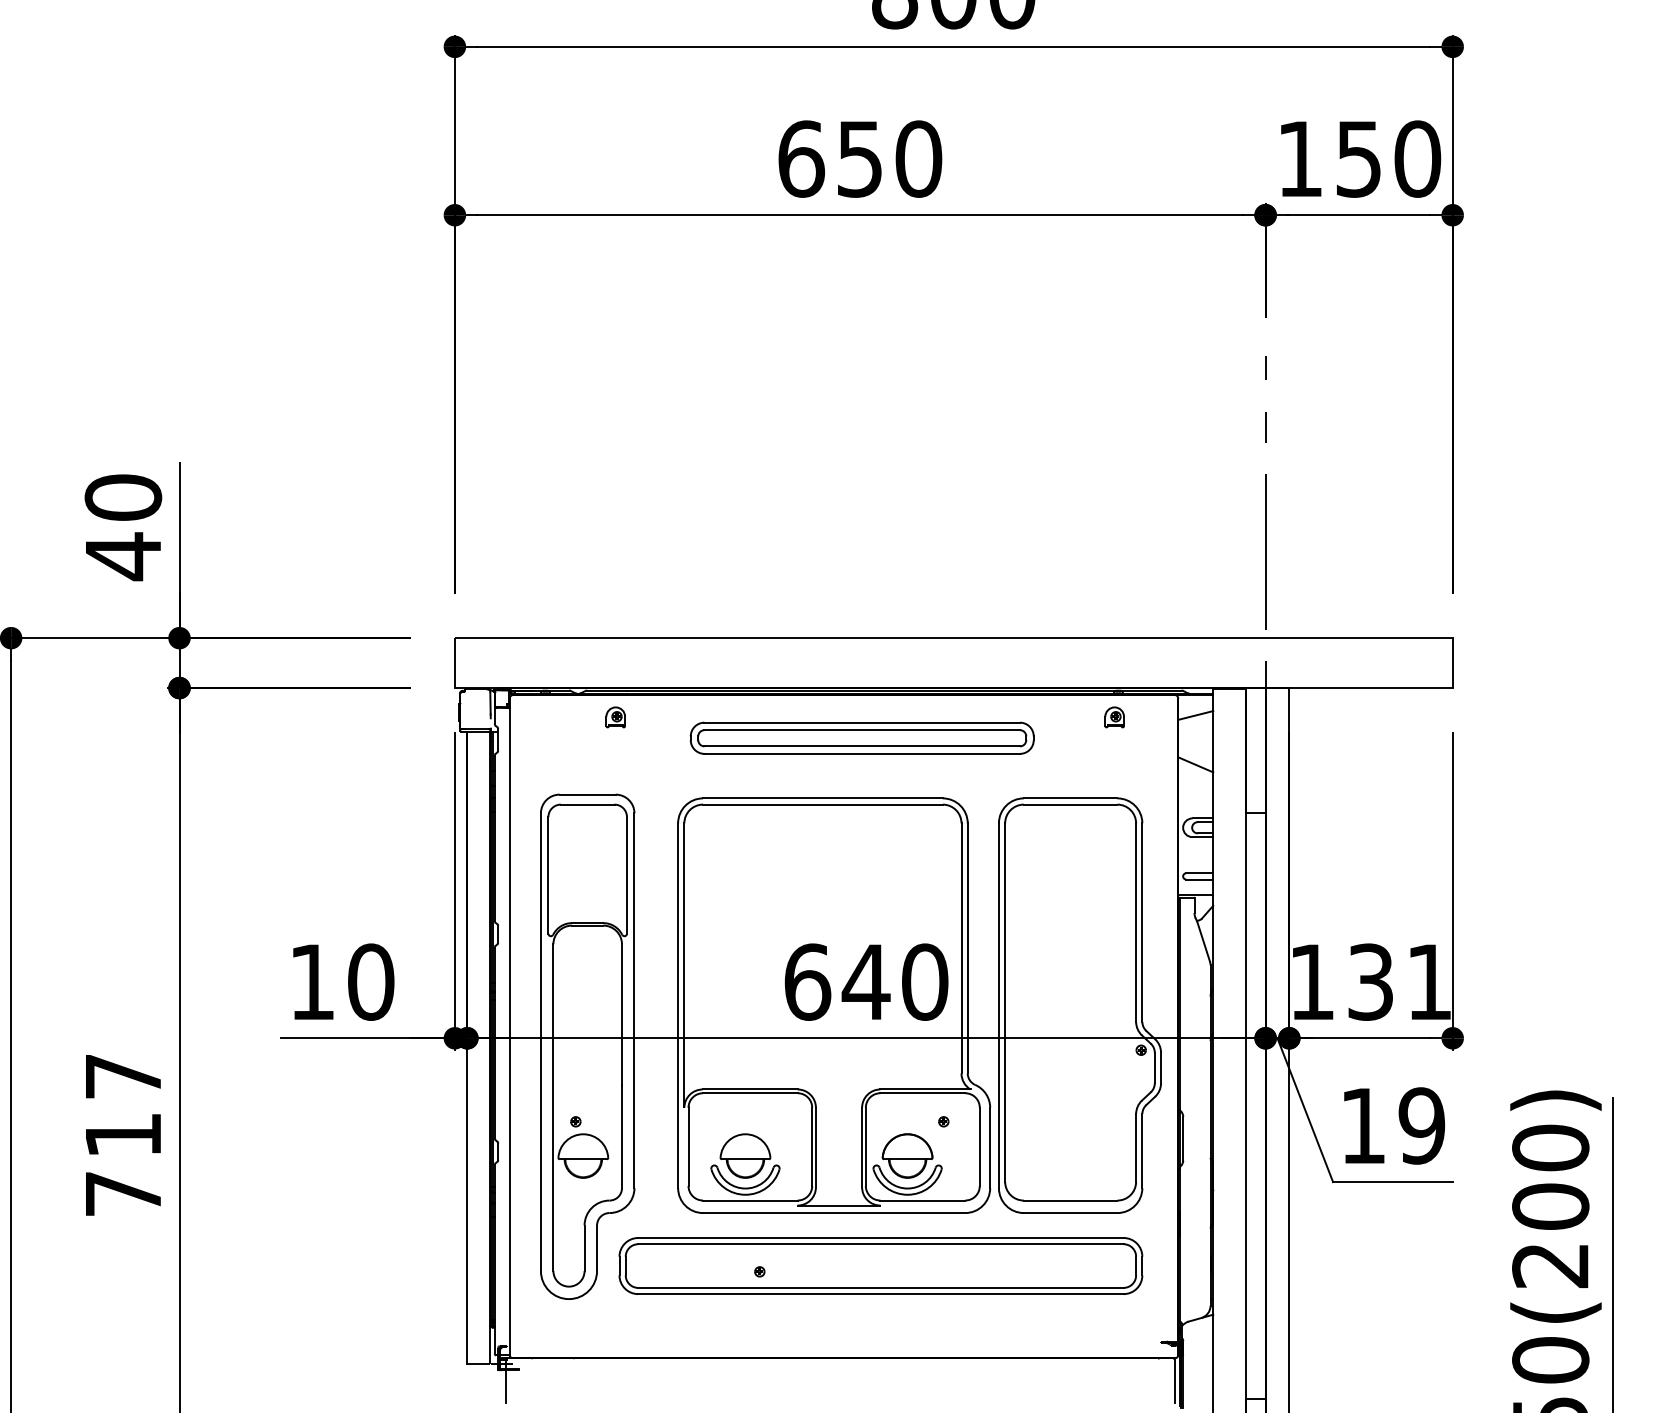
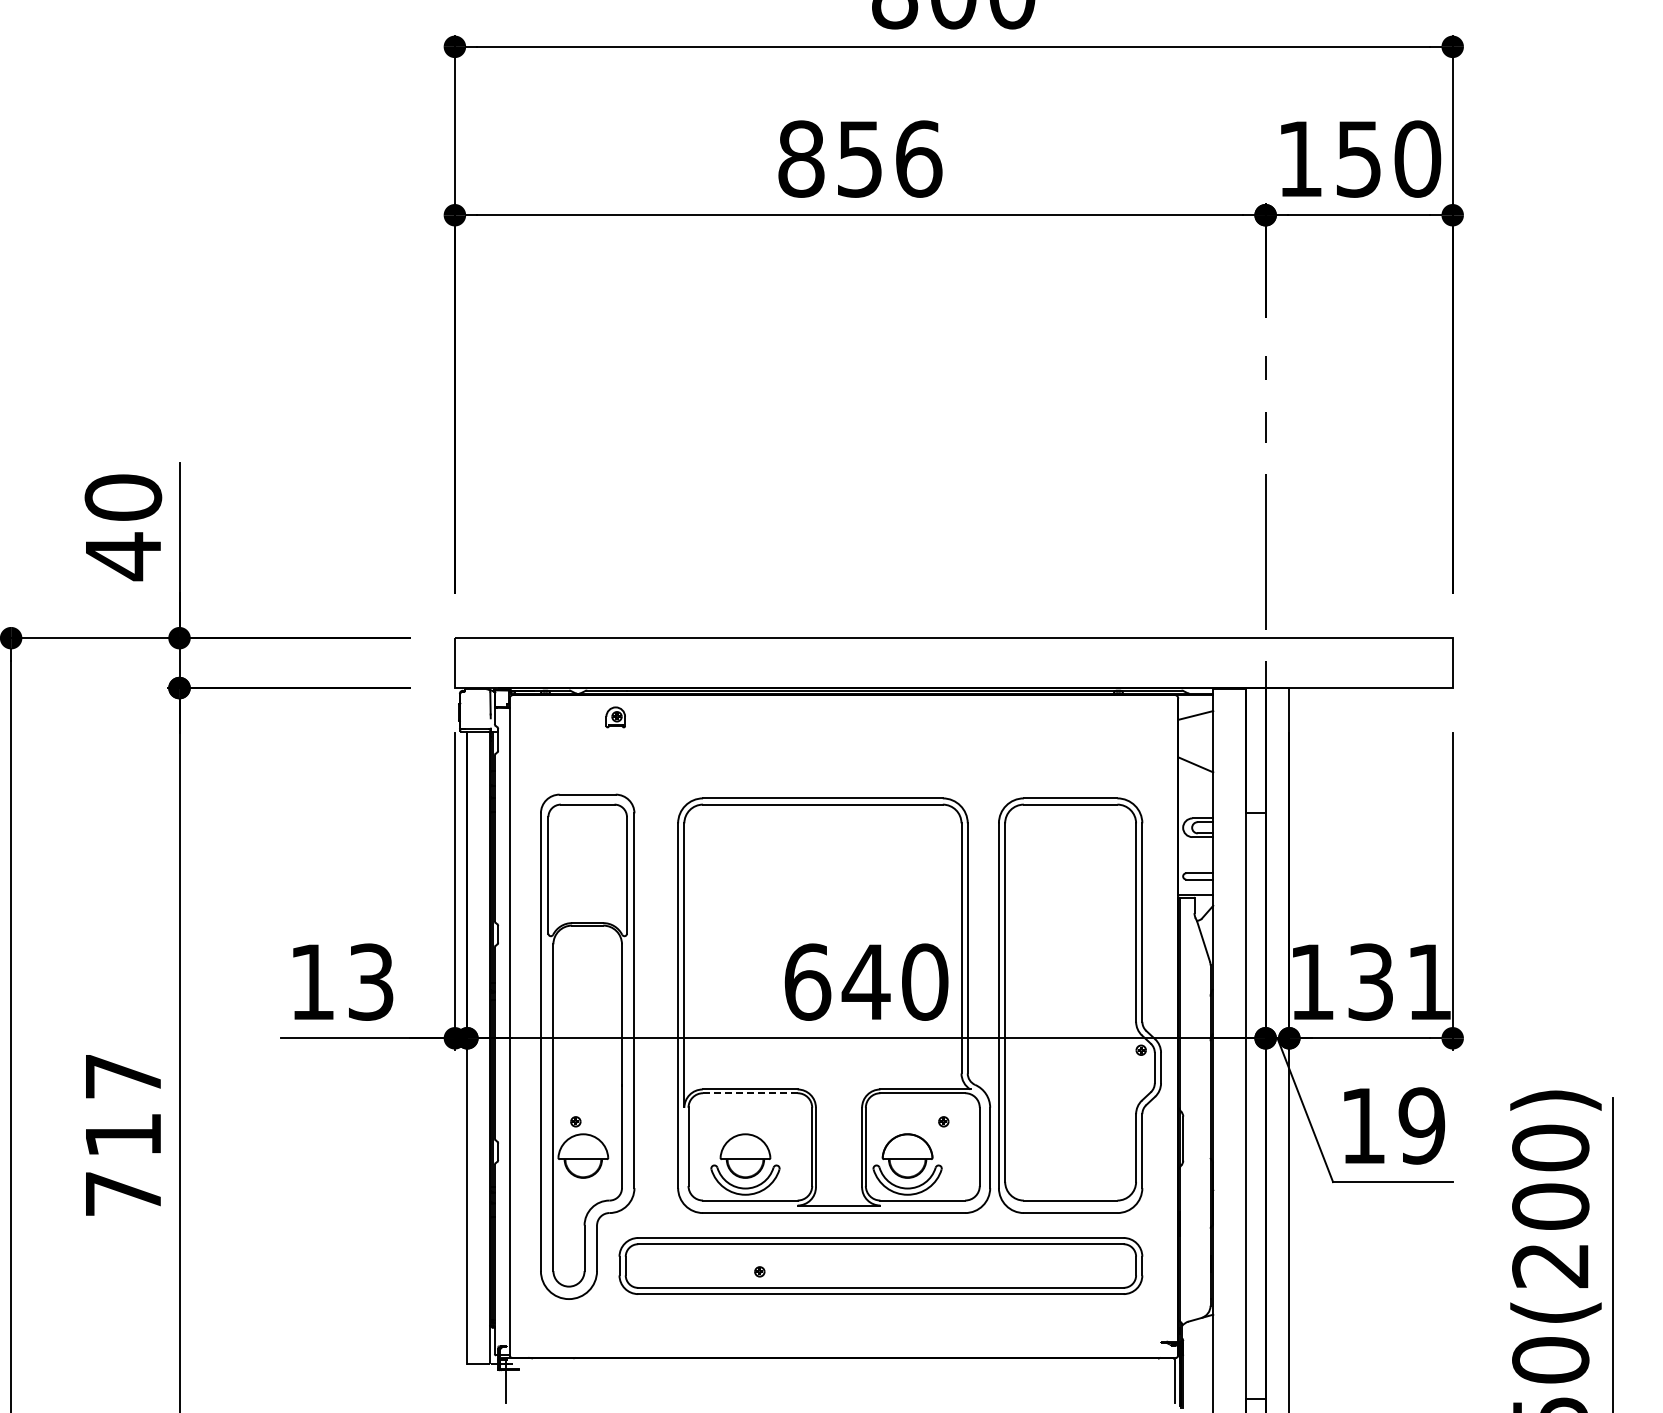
text: 650 -> 856 (860, 158)
part: present -> none (1114, 717)
part: present -> none (861, 737)
text: 10 -> 13 (371, 981)
line: solid -> dashed (749, 1093)
